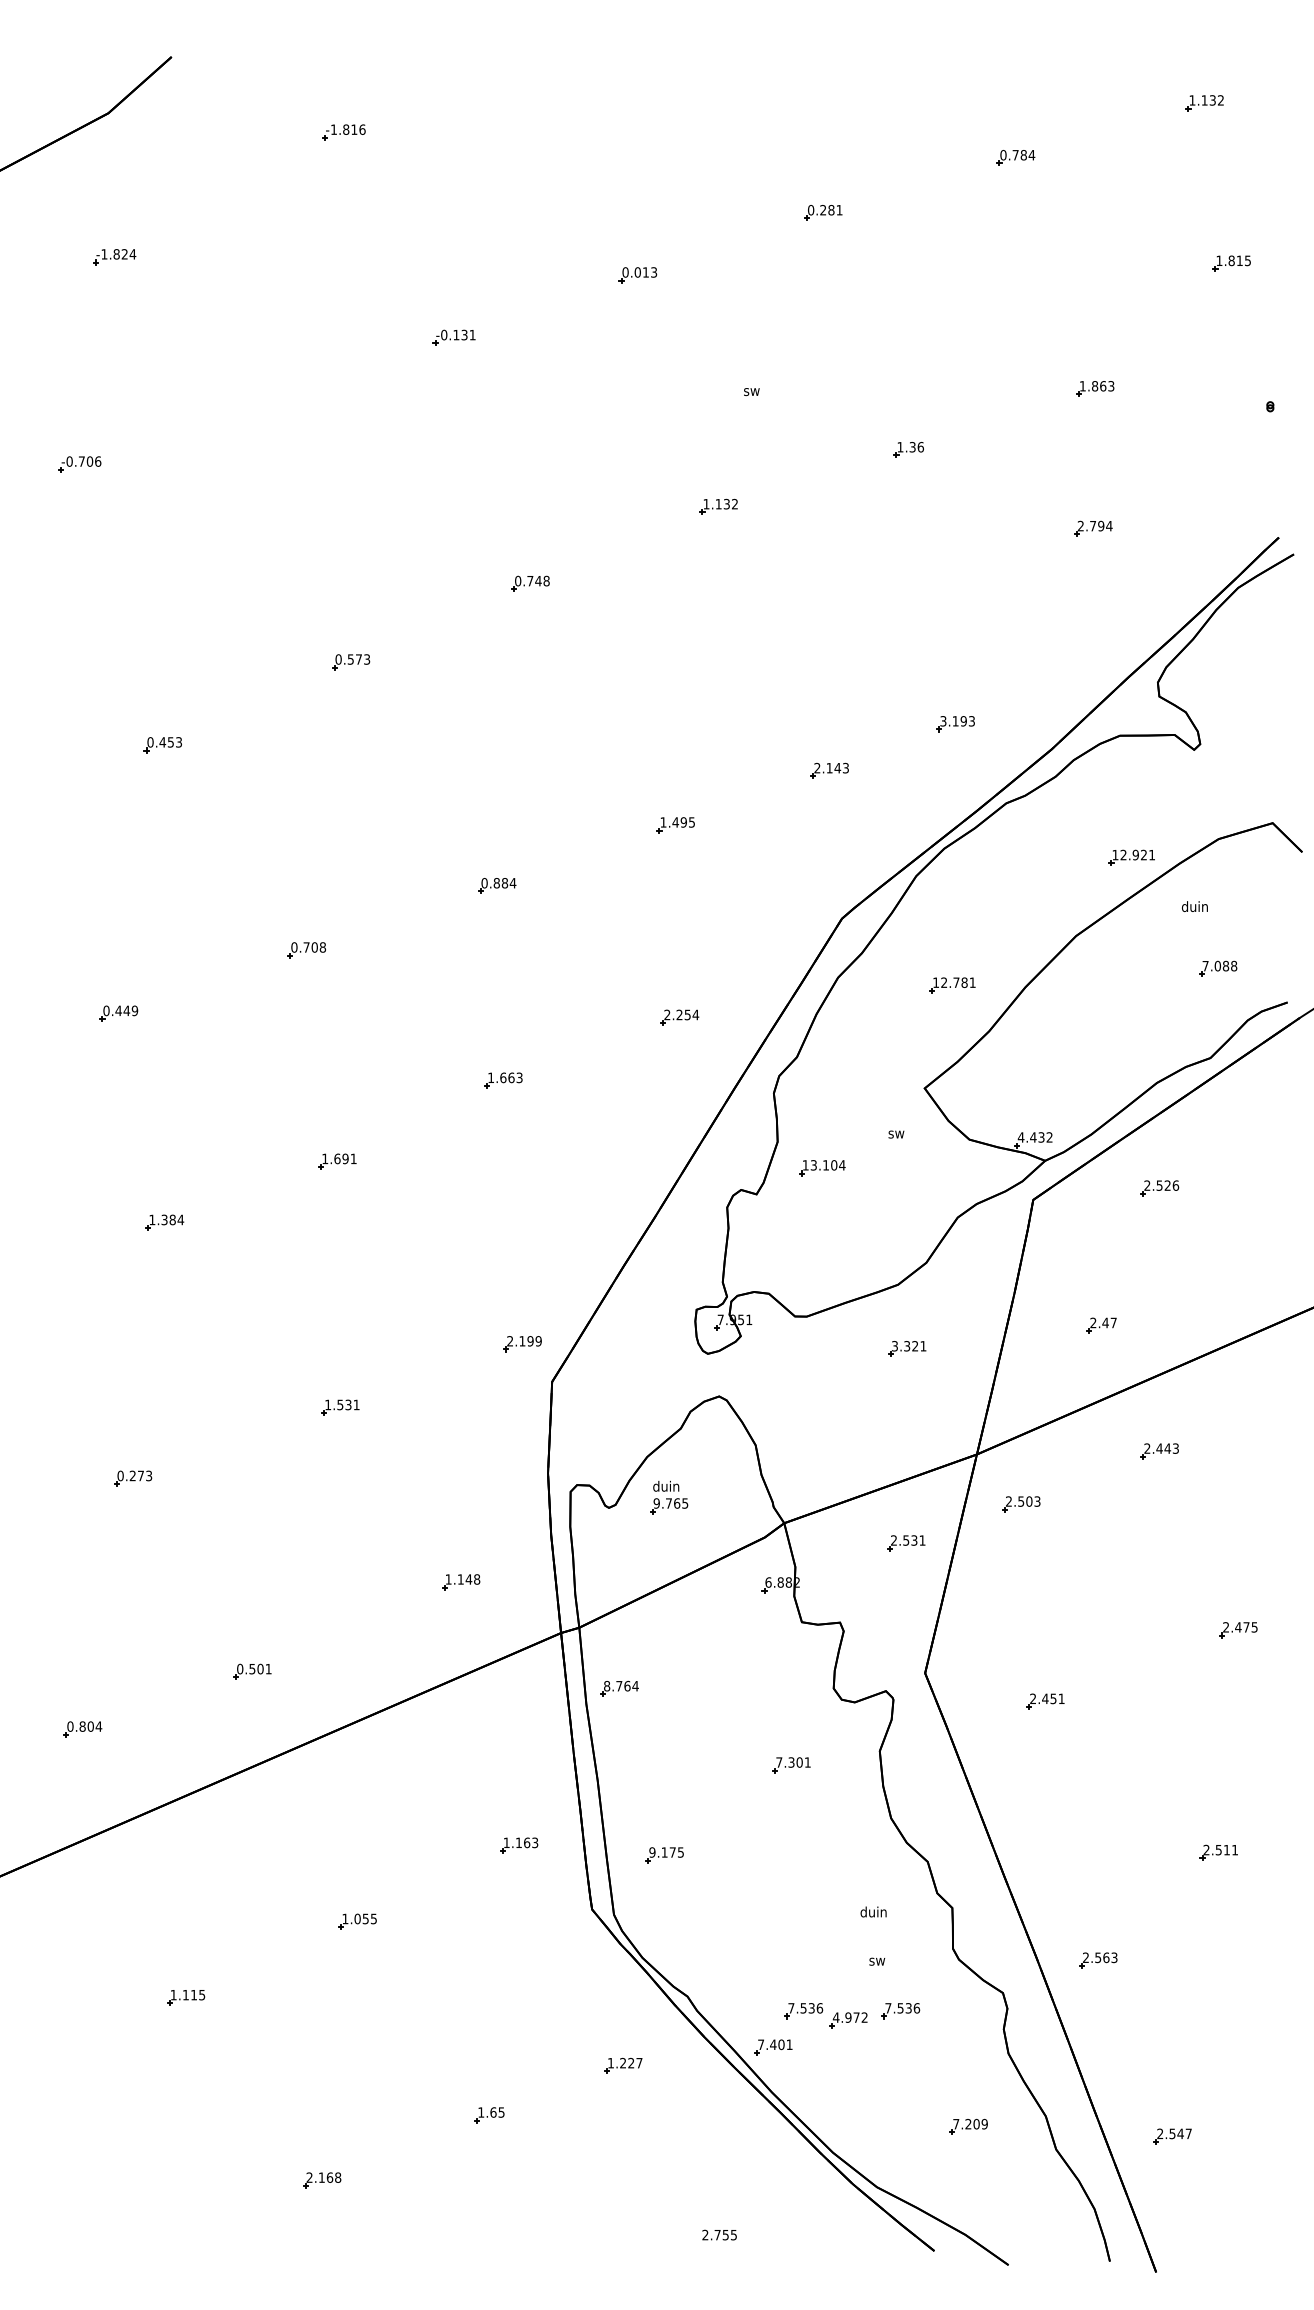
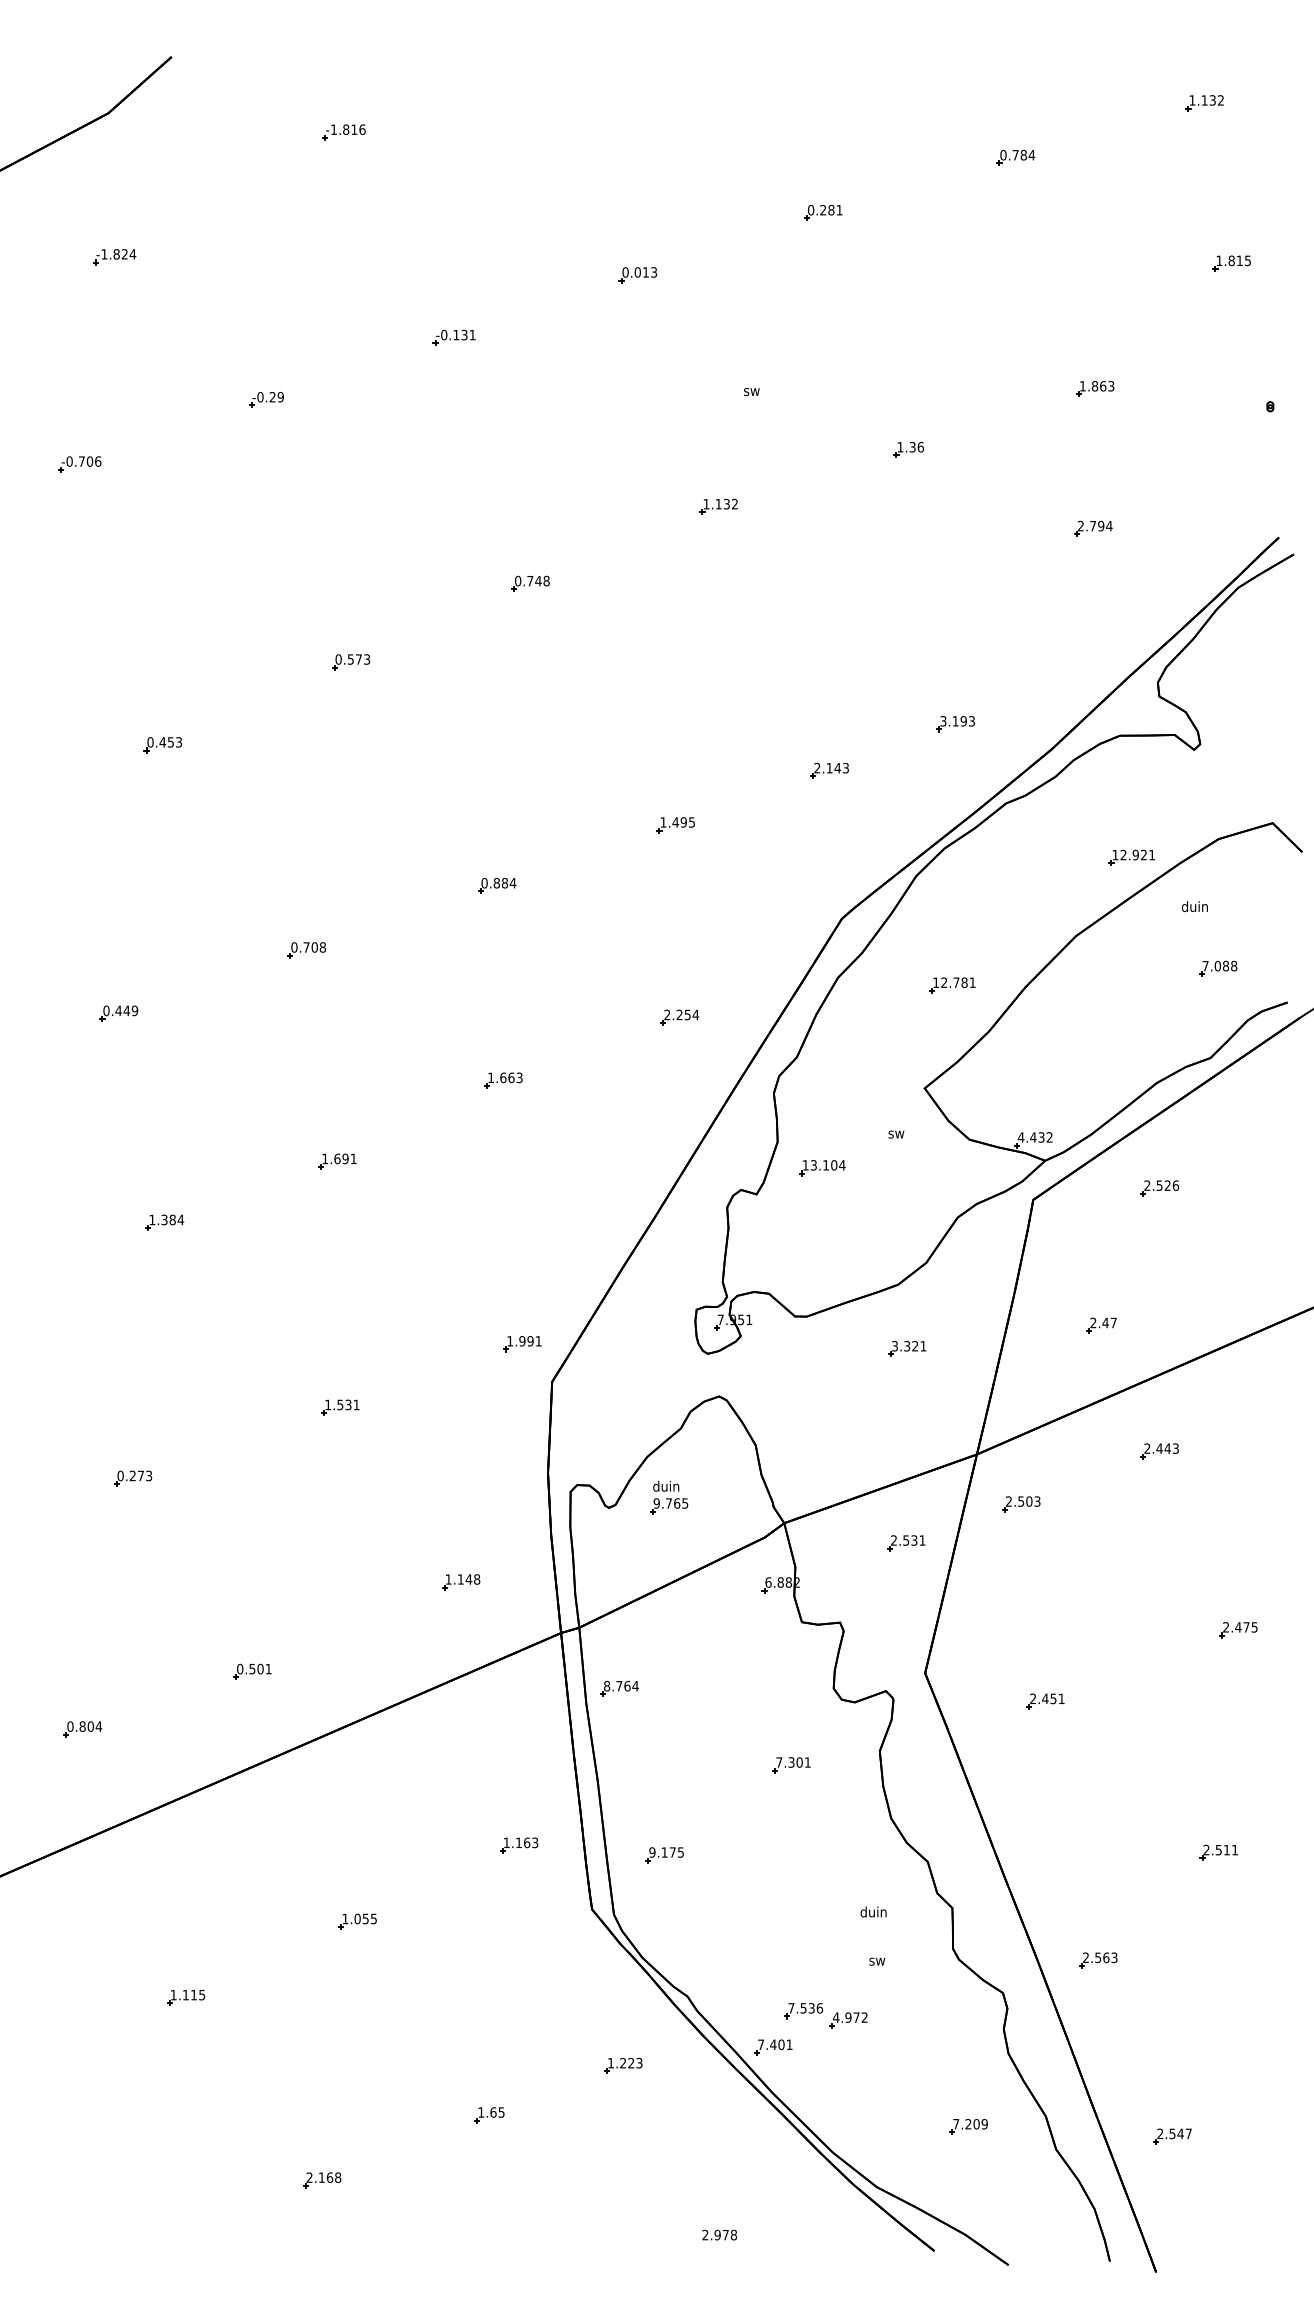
part: none -> present (266, 399)
text: 2.199 -> 1.991 (524, 1341)
part: present -> none (900, 2011)
text: 1.227 -> 1.223 (639, 2062)
text: 2.755 -> 2.978 (725, 2234)
